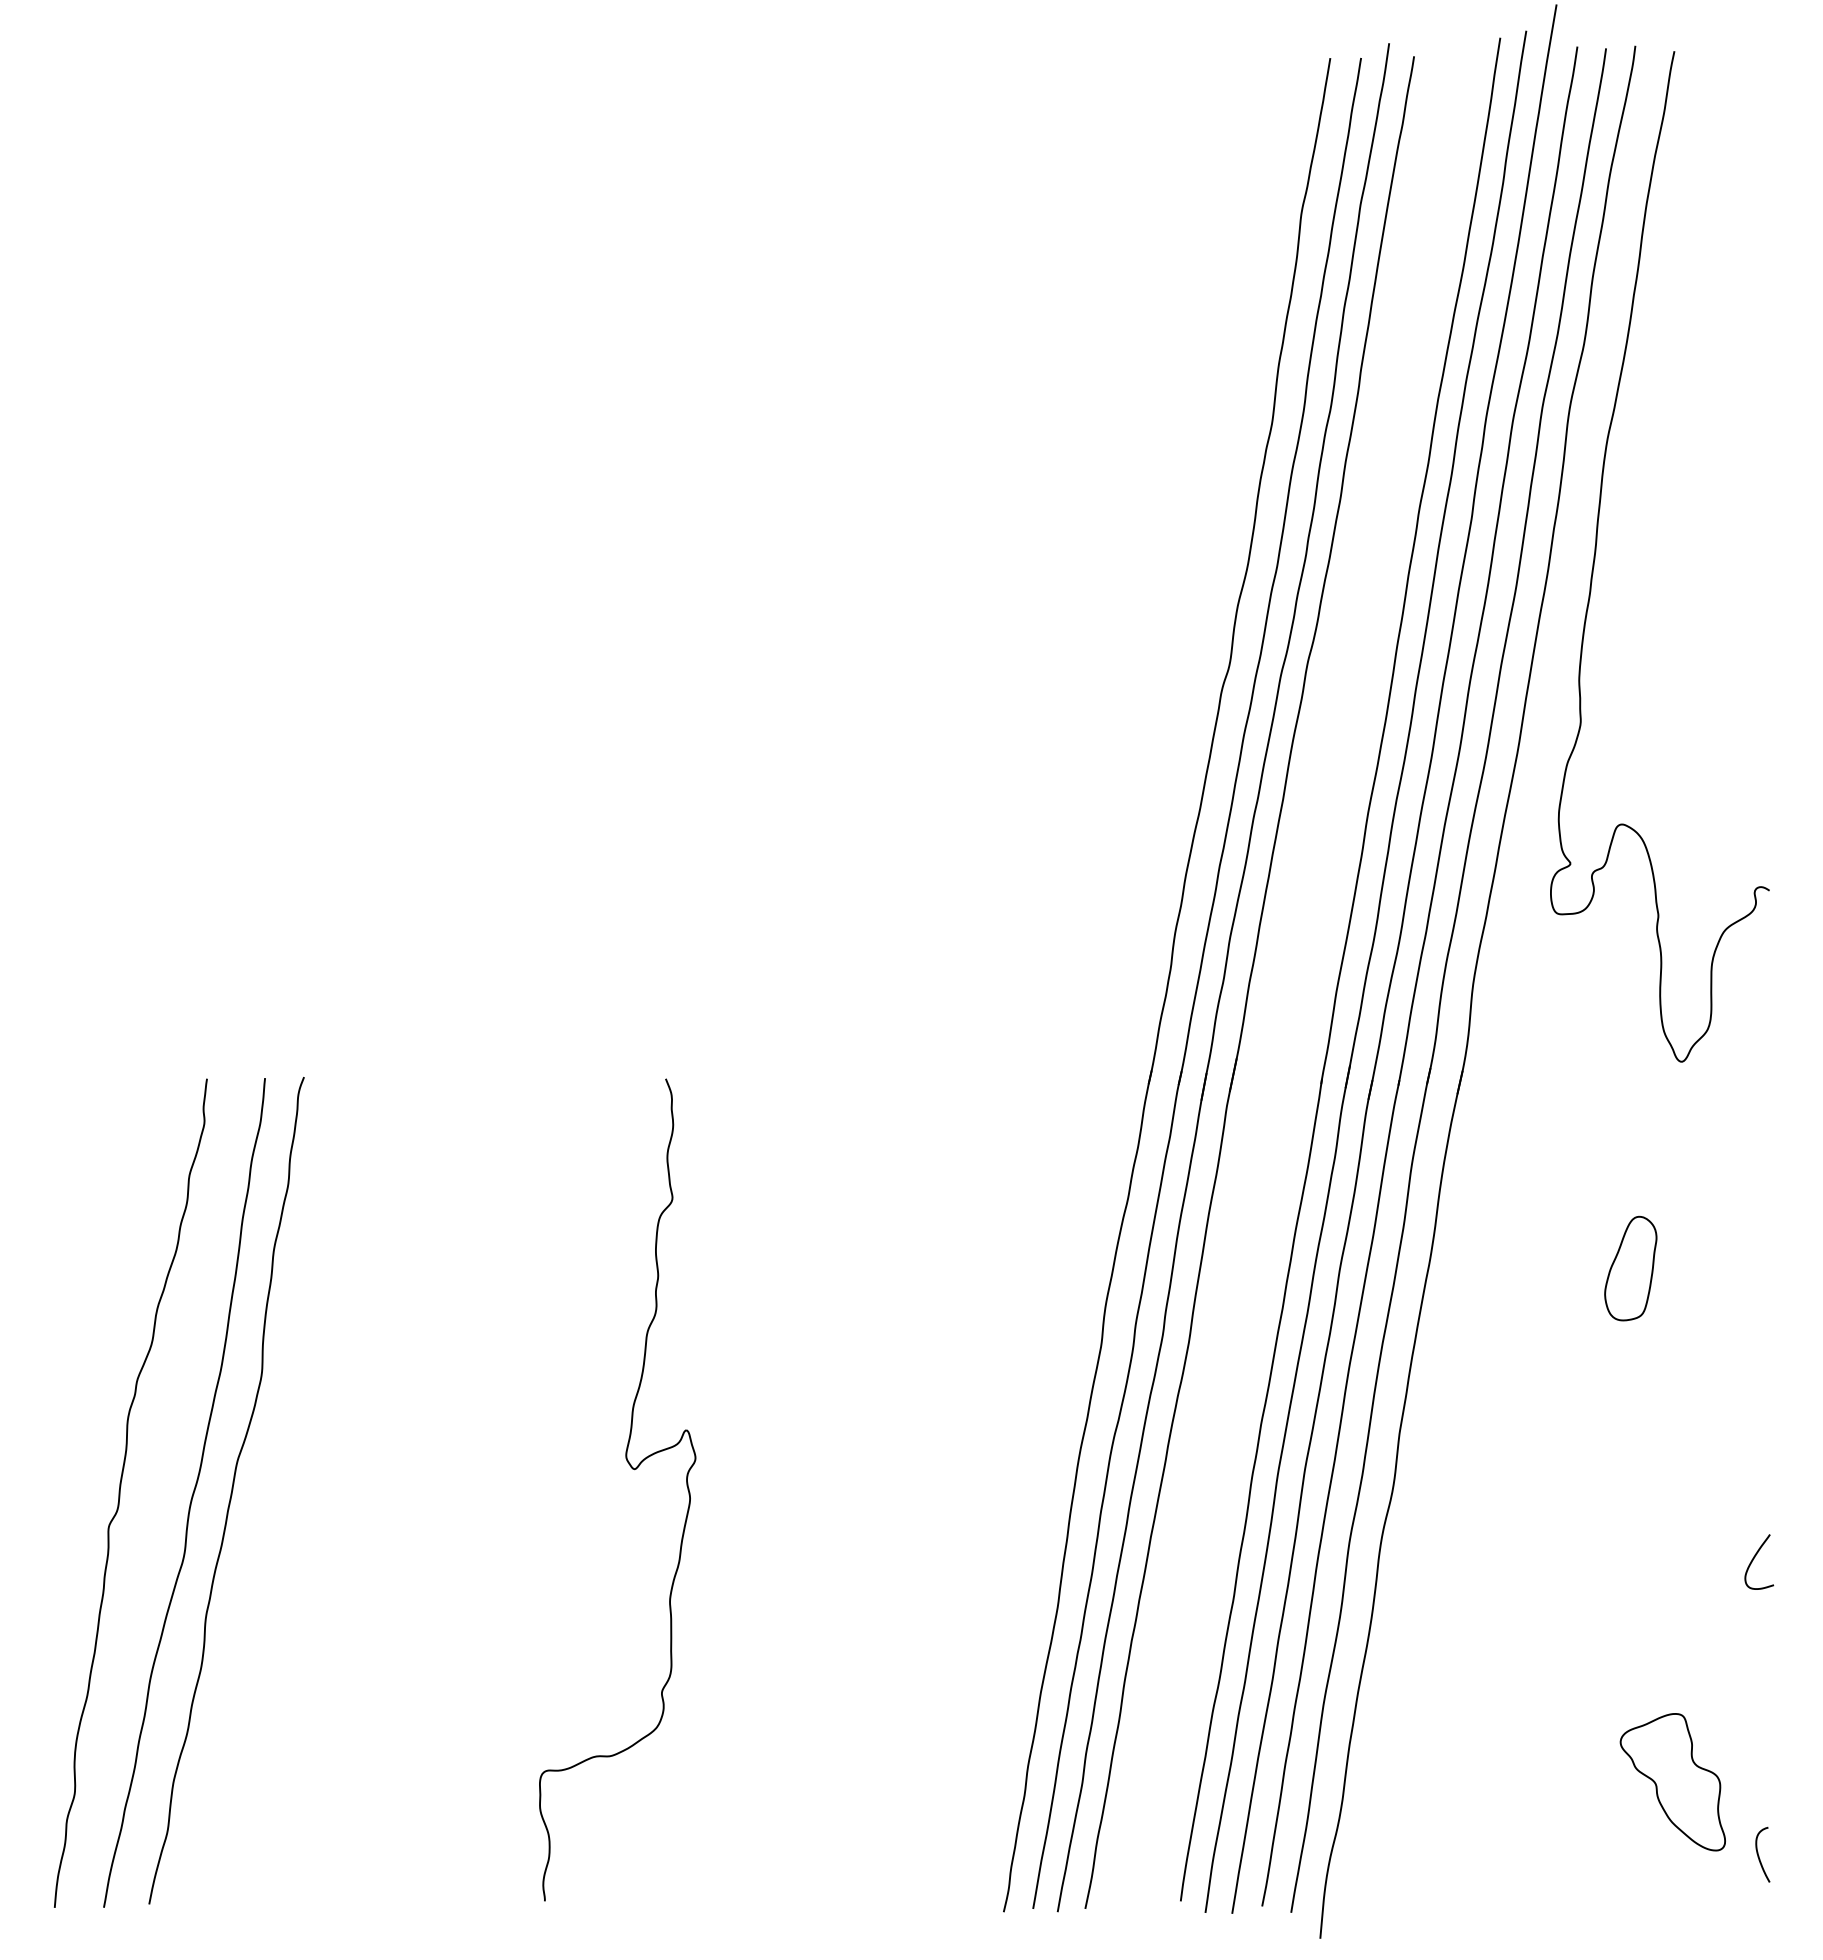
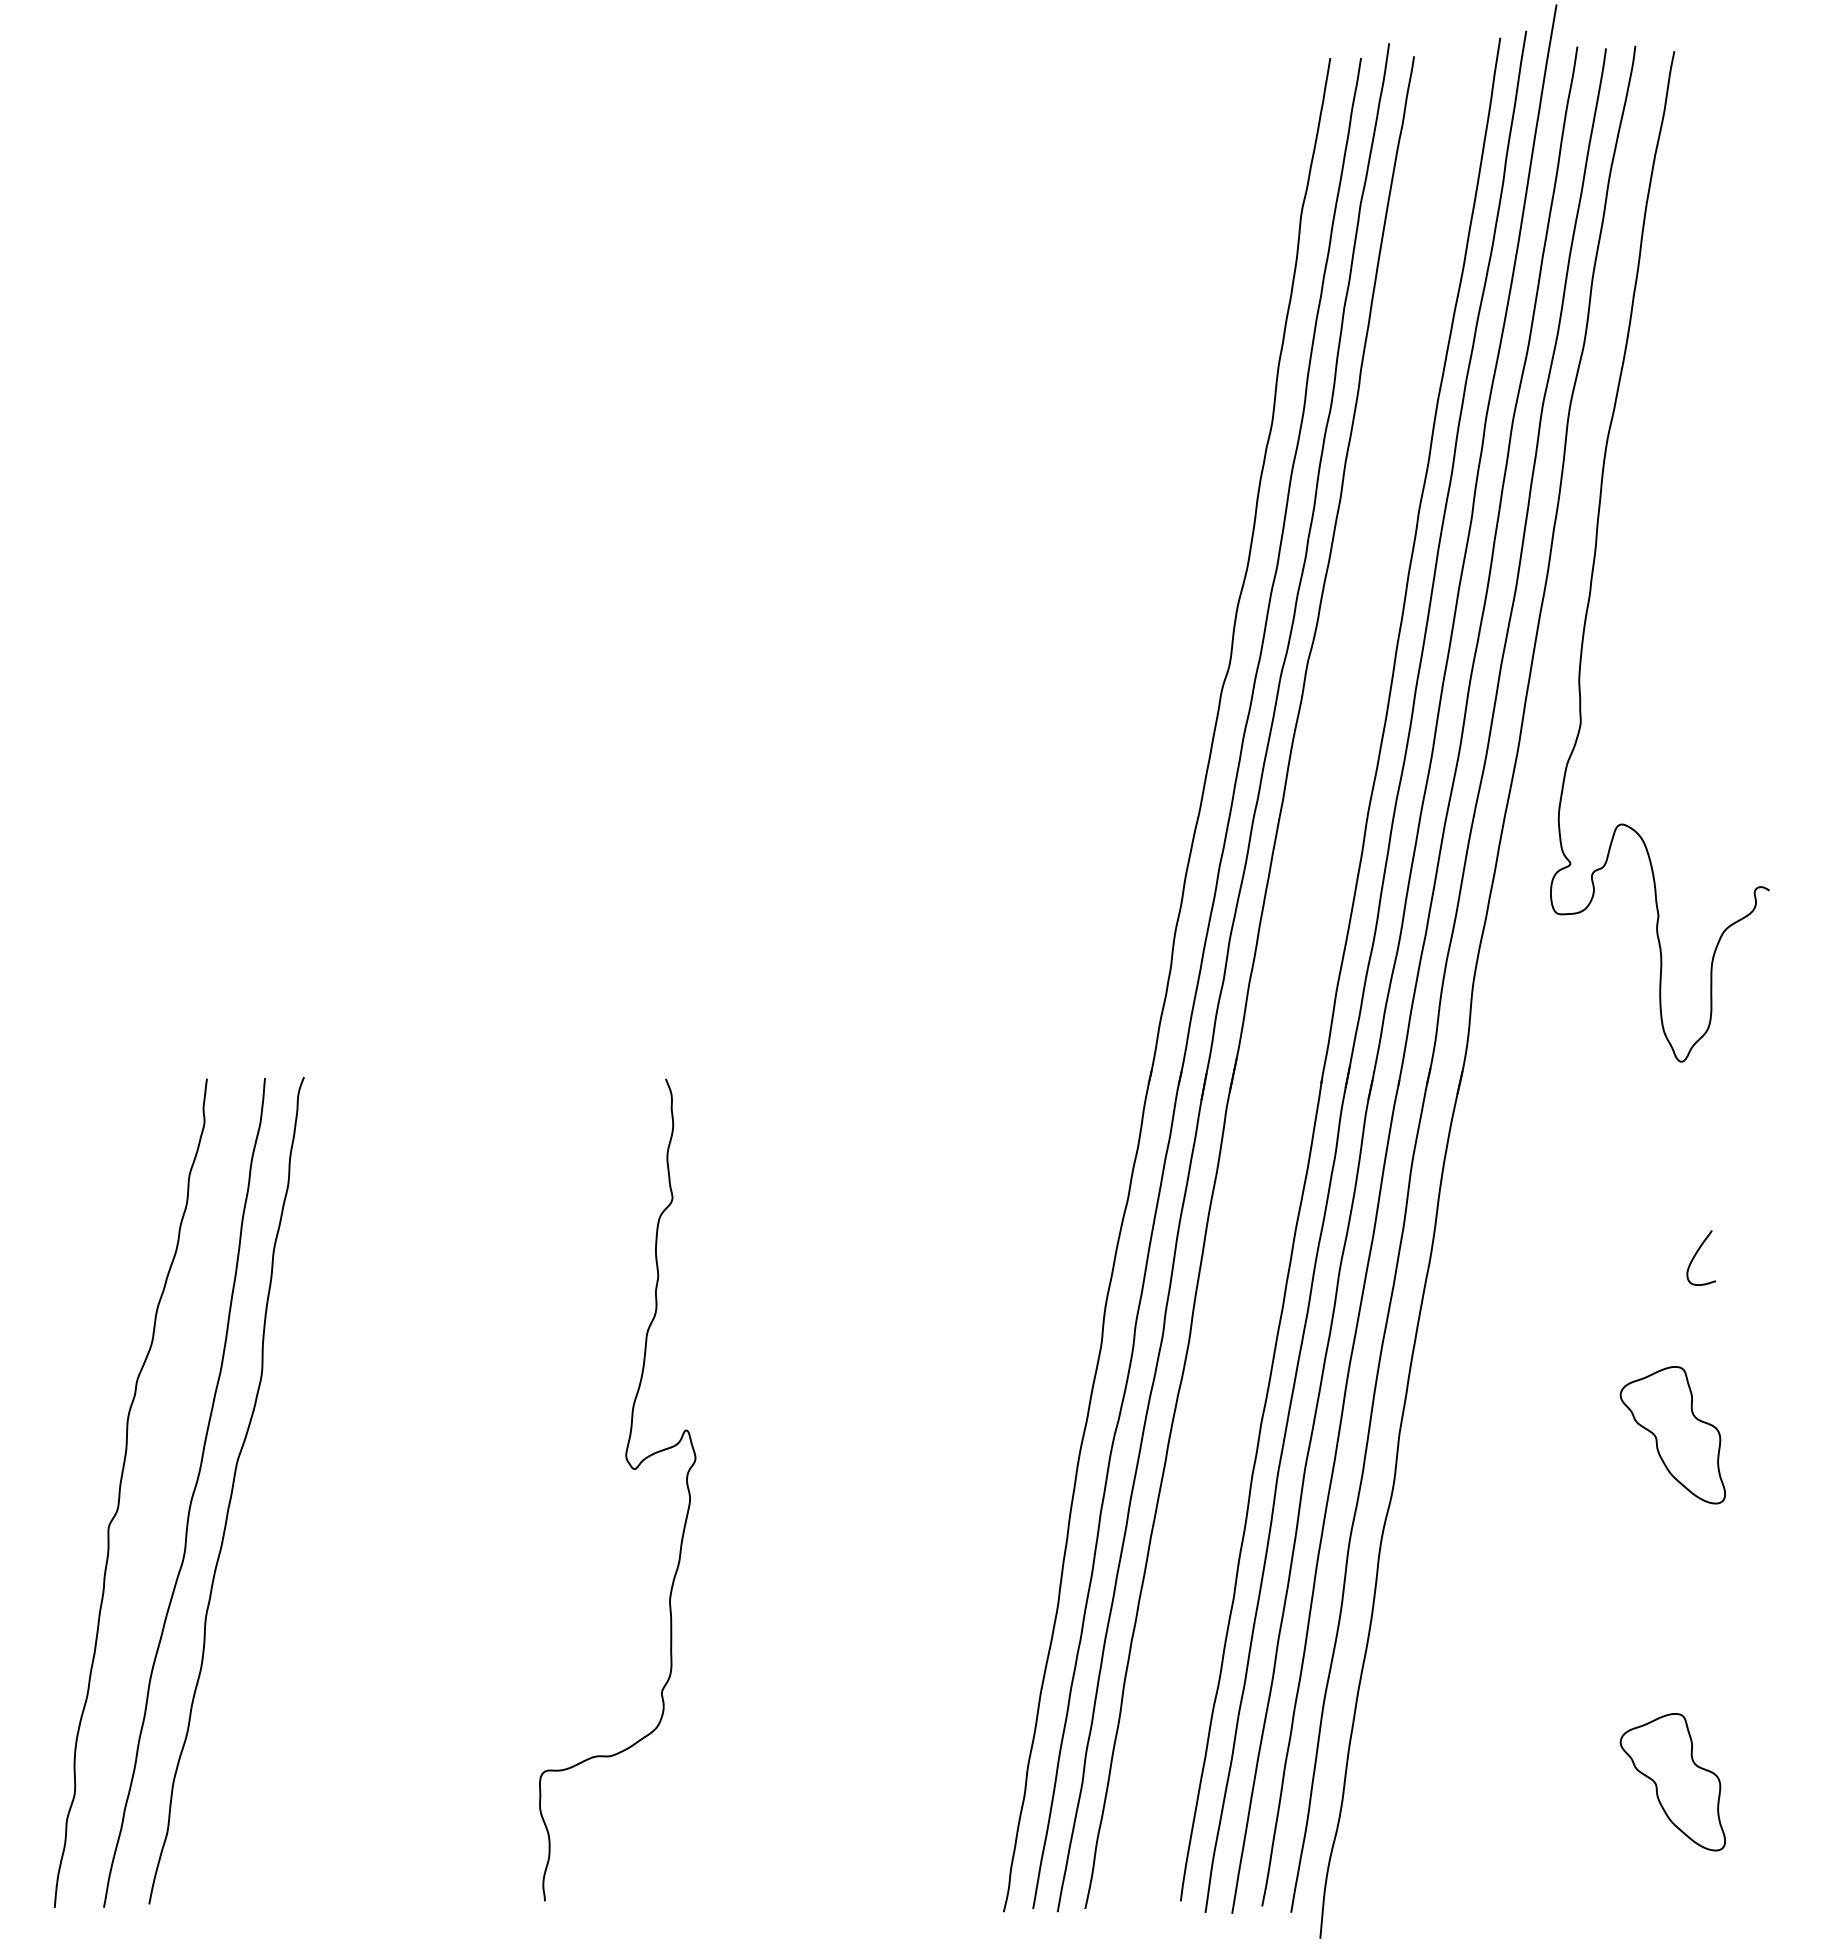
part: present -> none (1630, 1268)
part: none -> present (1672, 1435)
curve position: (1755, 1557) -> (1697, 1253) (1697, 1253)
curve: present -> none (1759, 1855)
